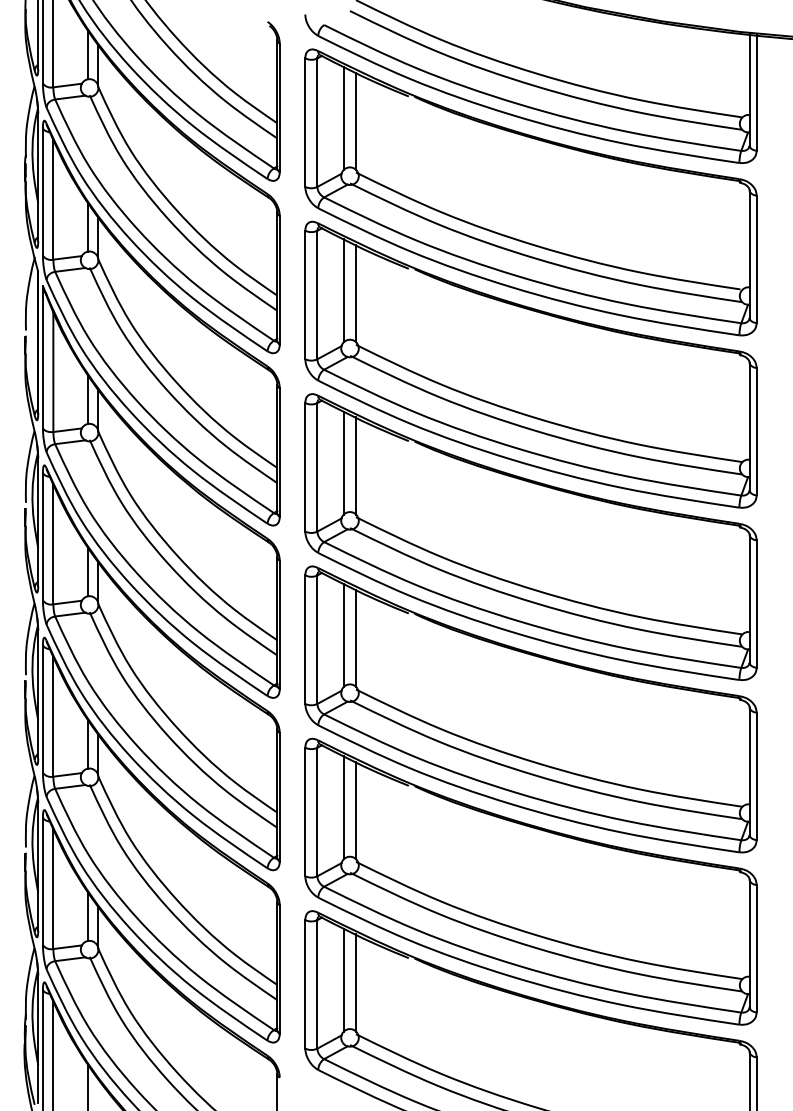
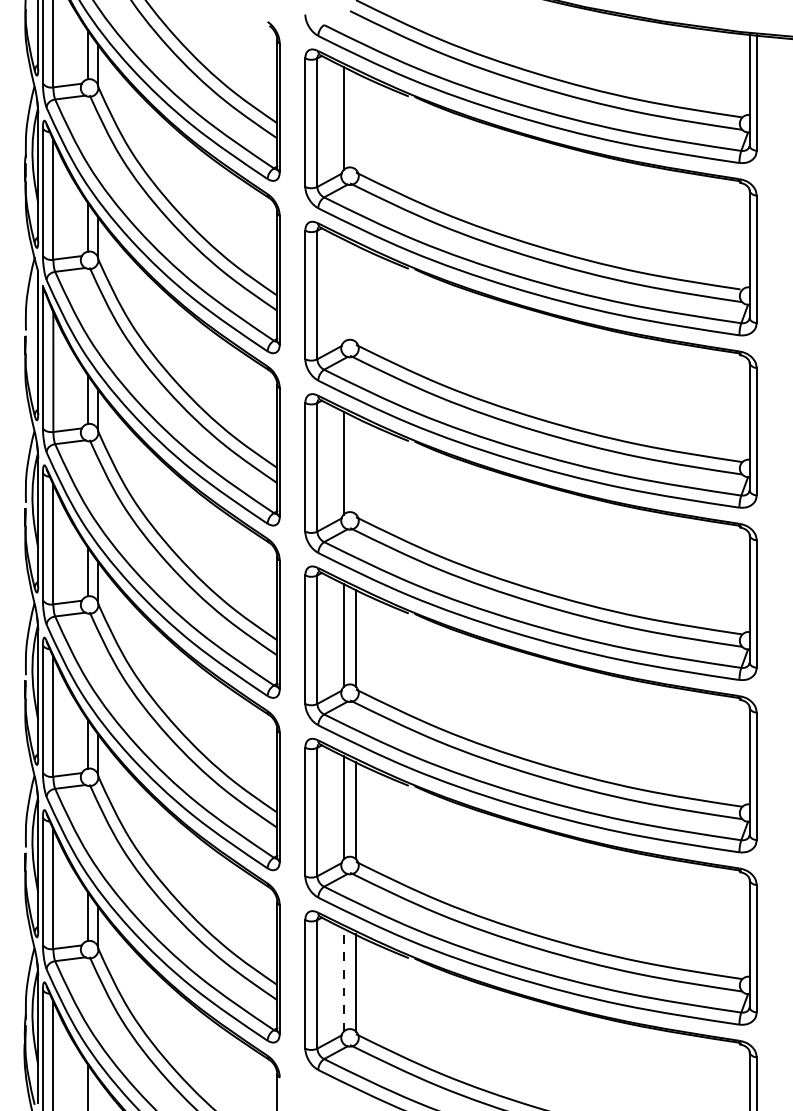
line: present -> none (355, 120)
line: present -> none (344, 290)
line: present -> none (355, 293)
line: present -> none (355, 465)
line: solid -> dashed (344, 979)
